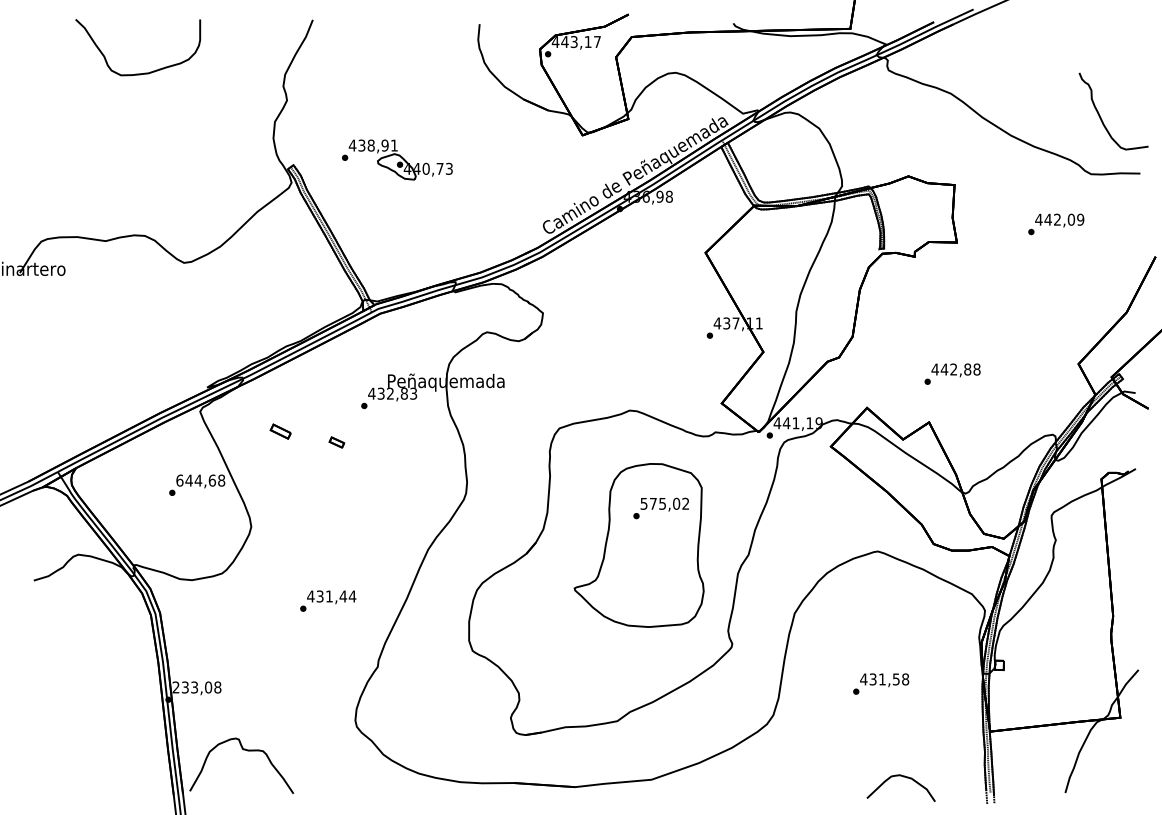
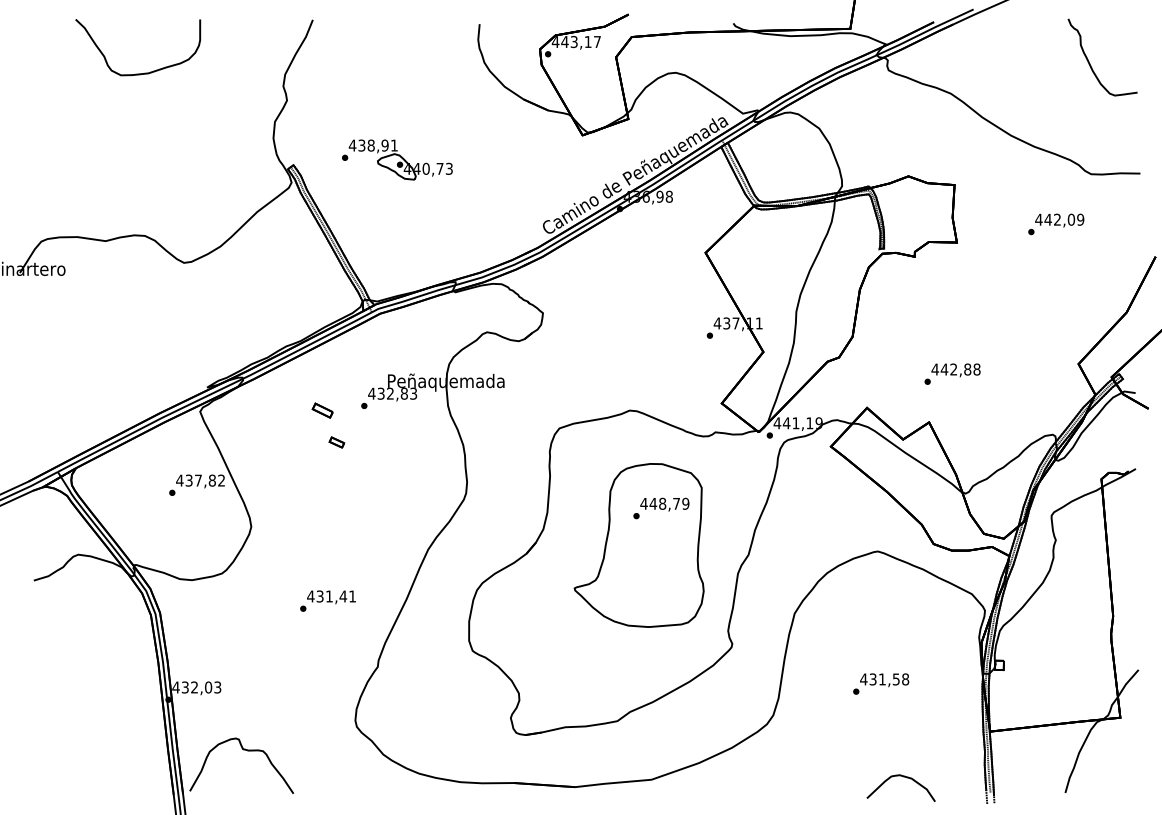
part position: (1101, 117) -> (1090, 63) (1090, 63)
part position: (280, 431) -> (322, 410) (322, 410)
text: 644,68 -> 437,82 (200, 480)
text: 575,02 -> 448,79 (664, 503)
text: 431,44 -> 431,41 (352, 596)
text: 233,08 -> 432,03 (196, 687)
